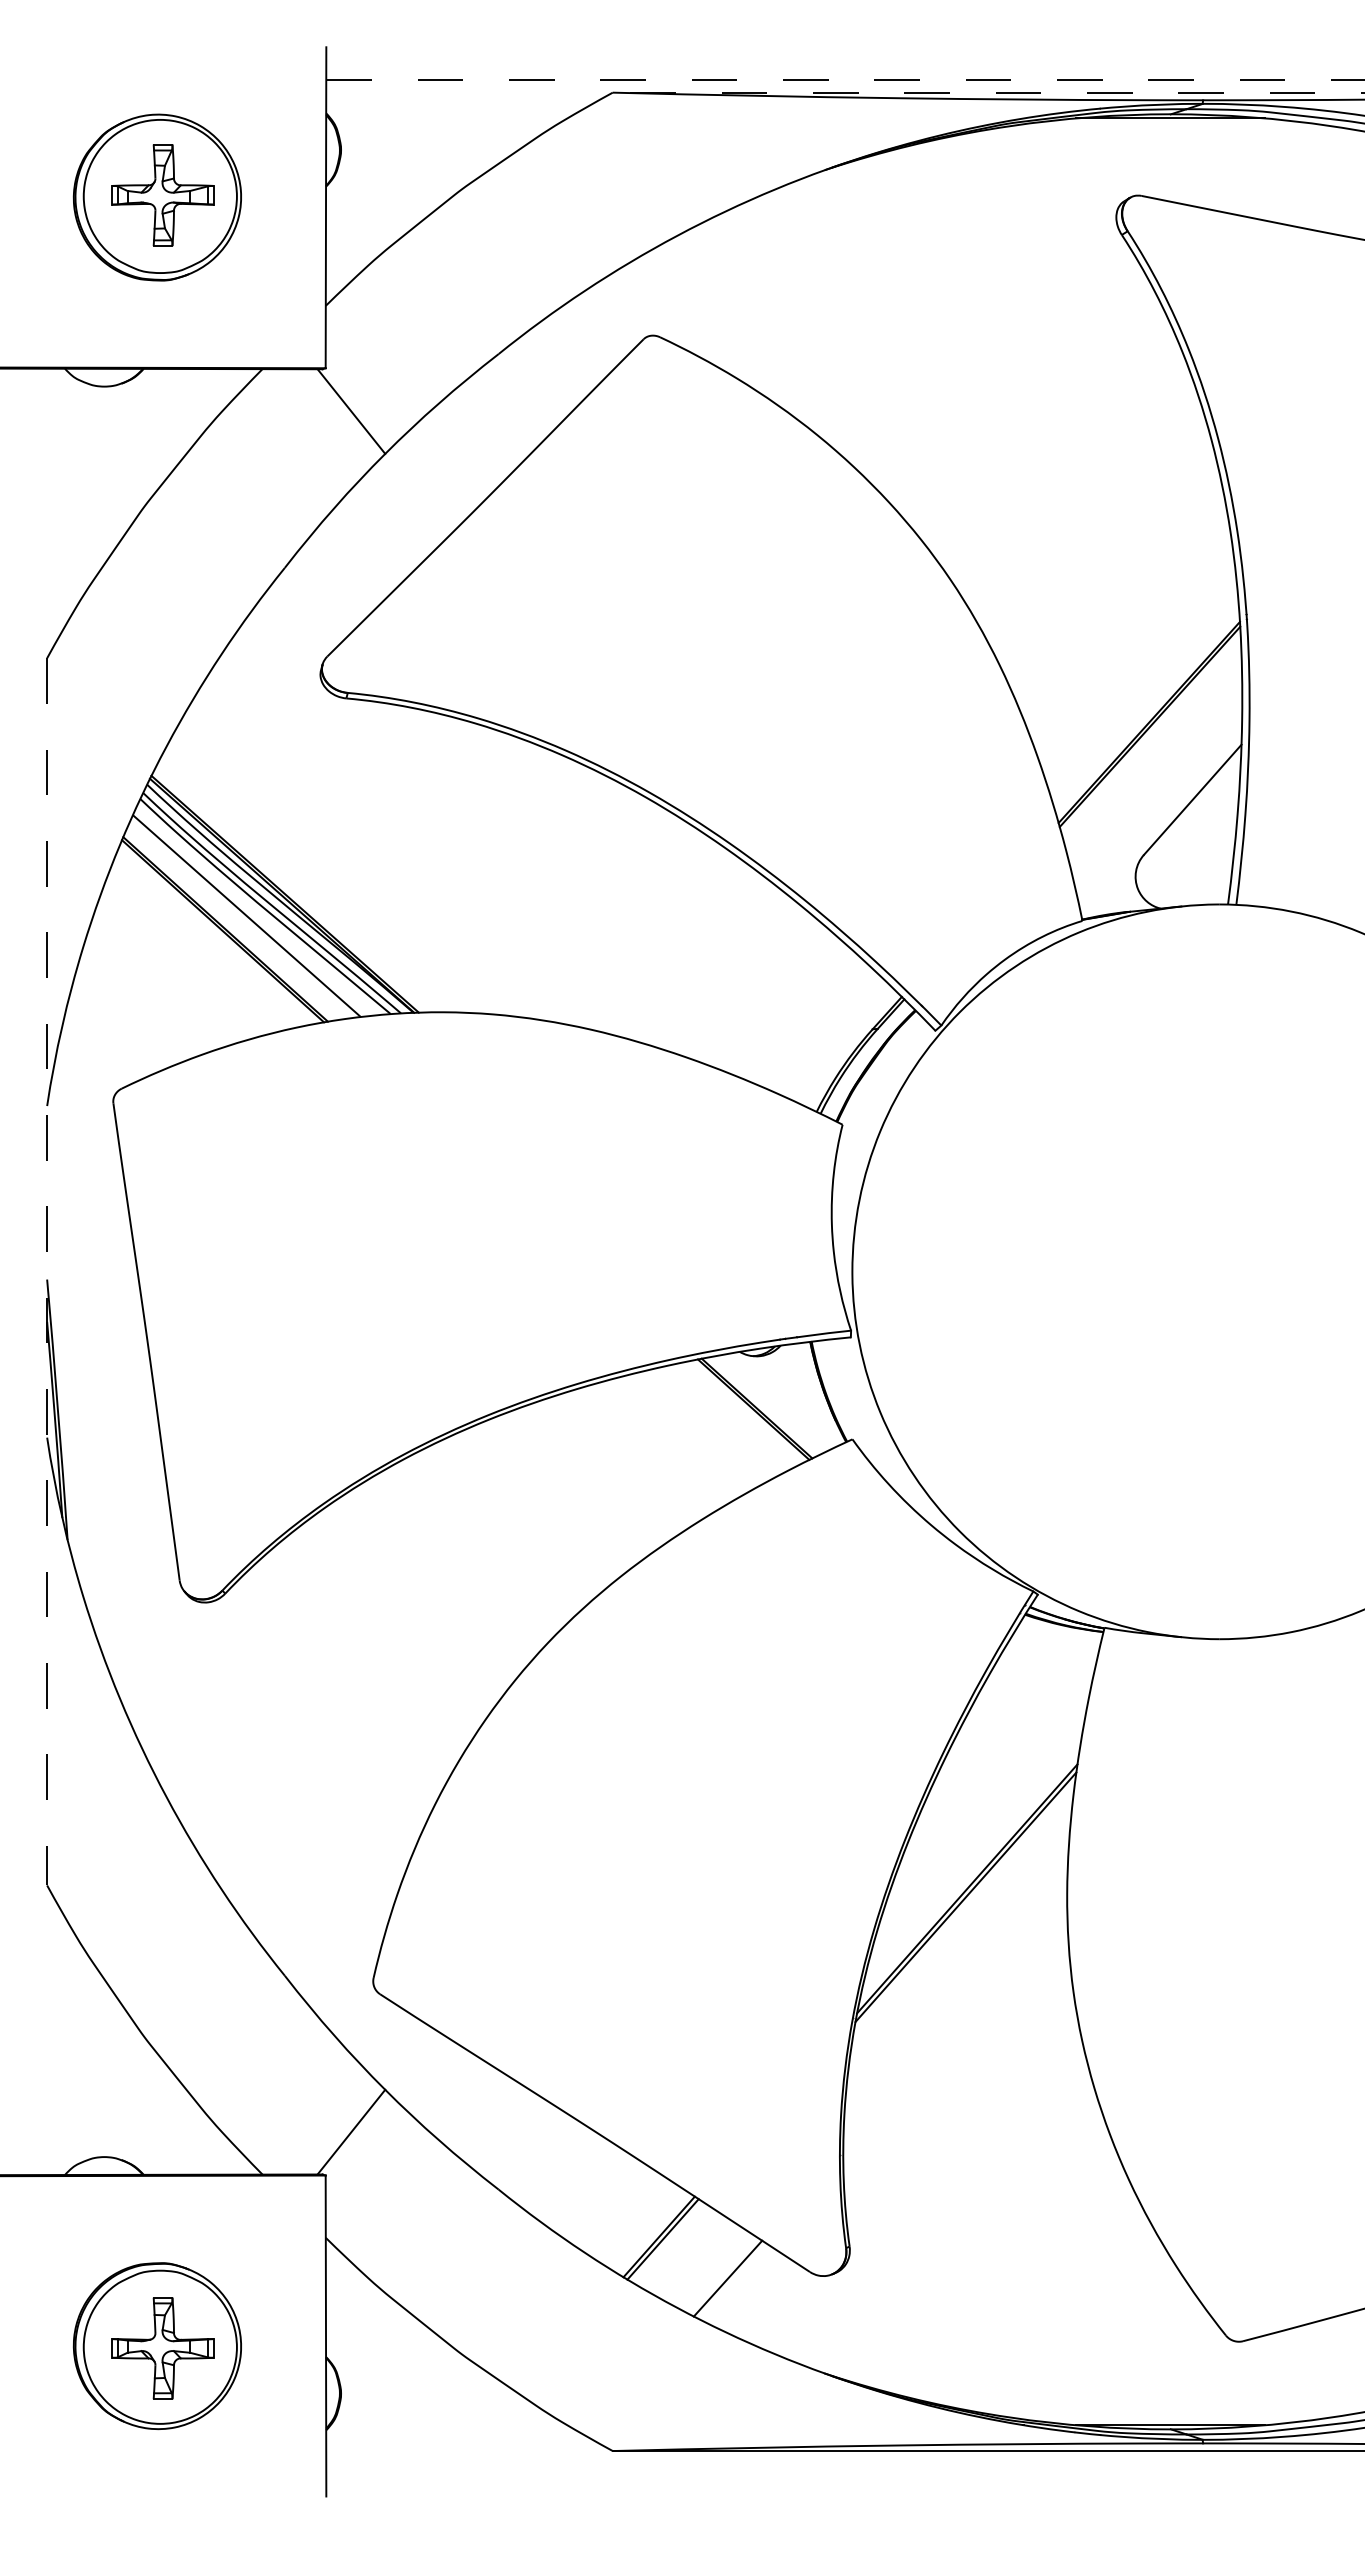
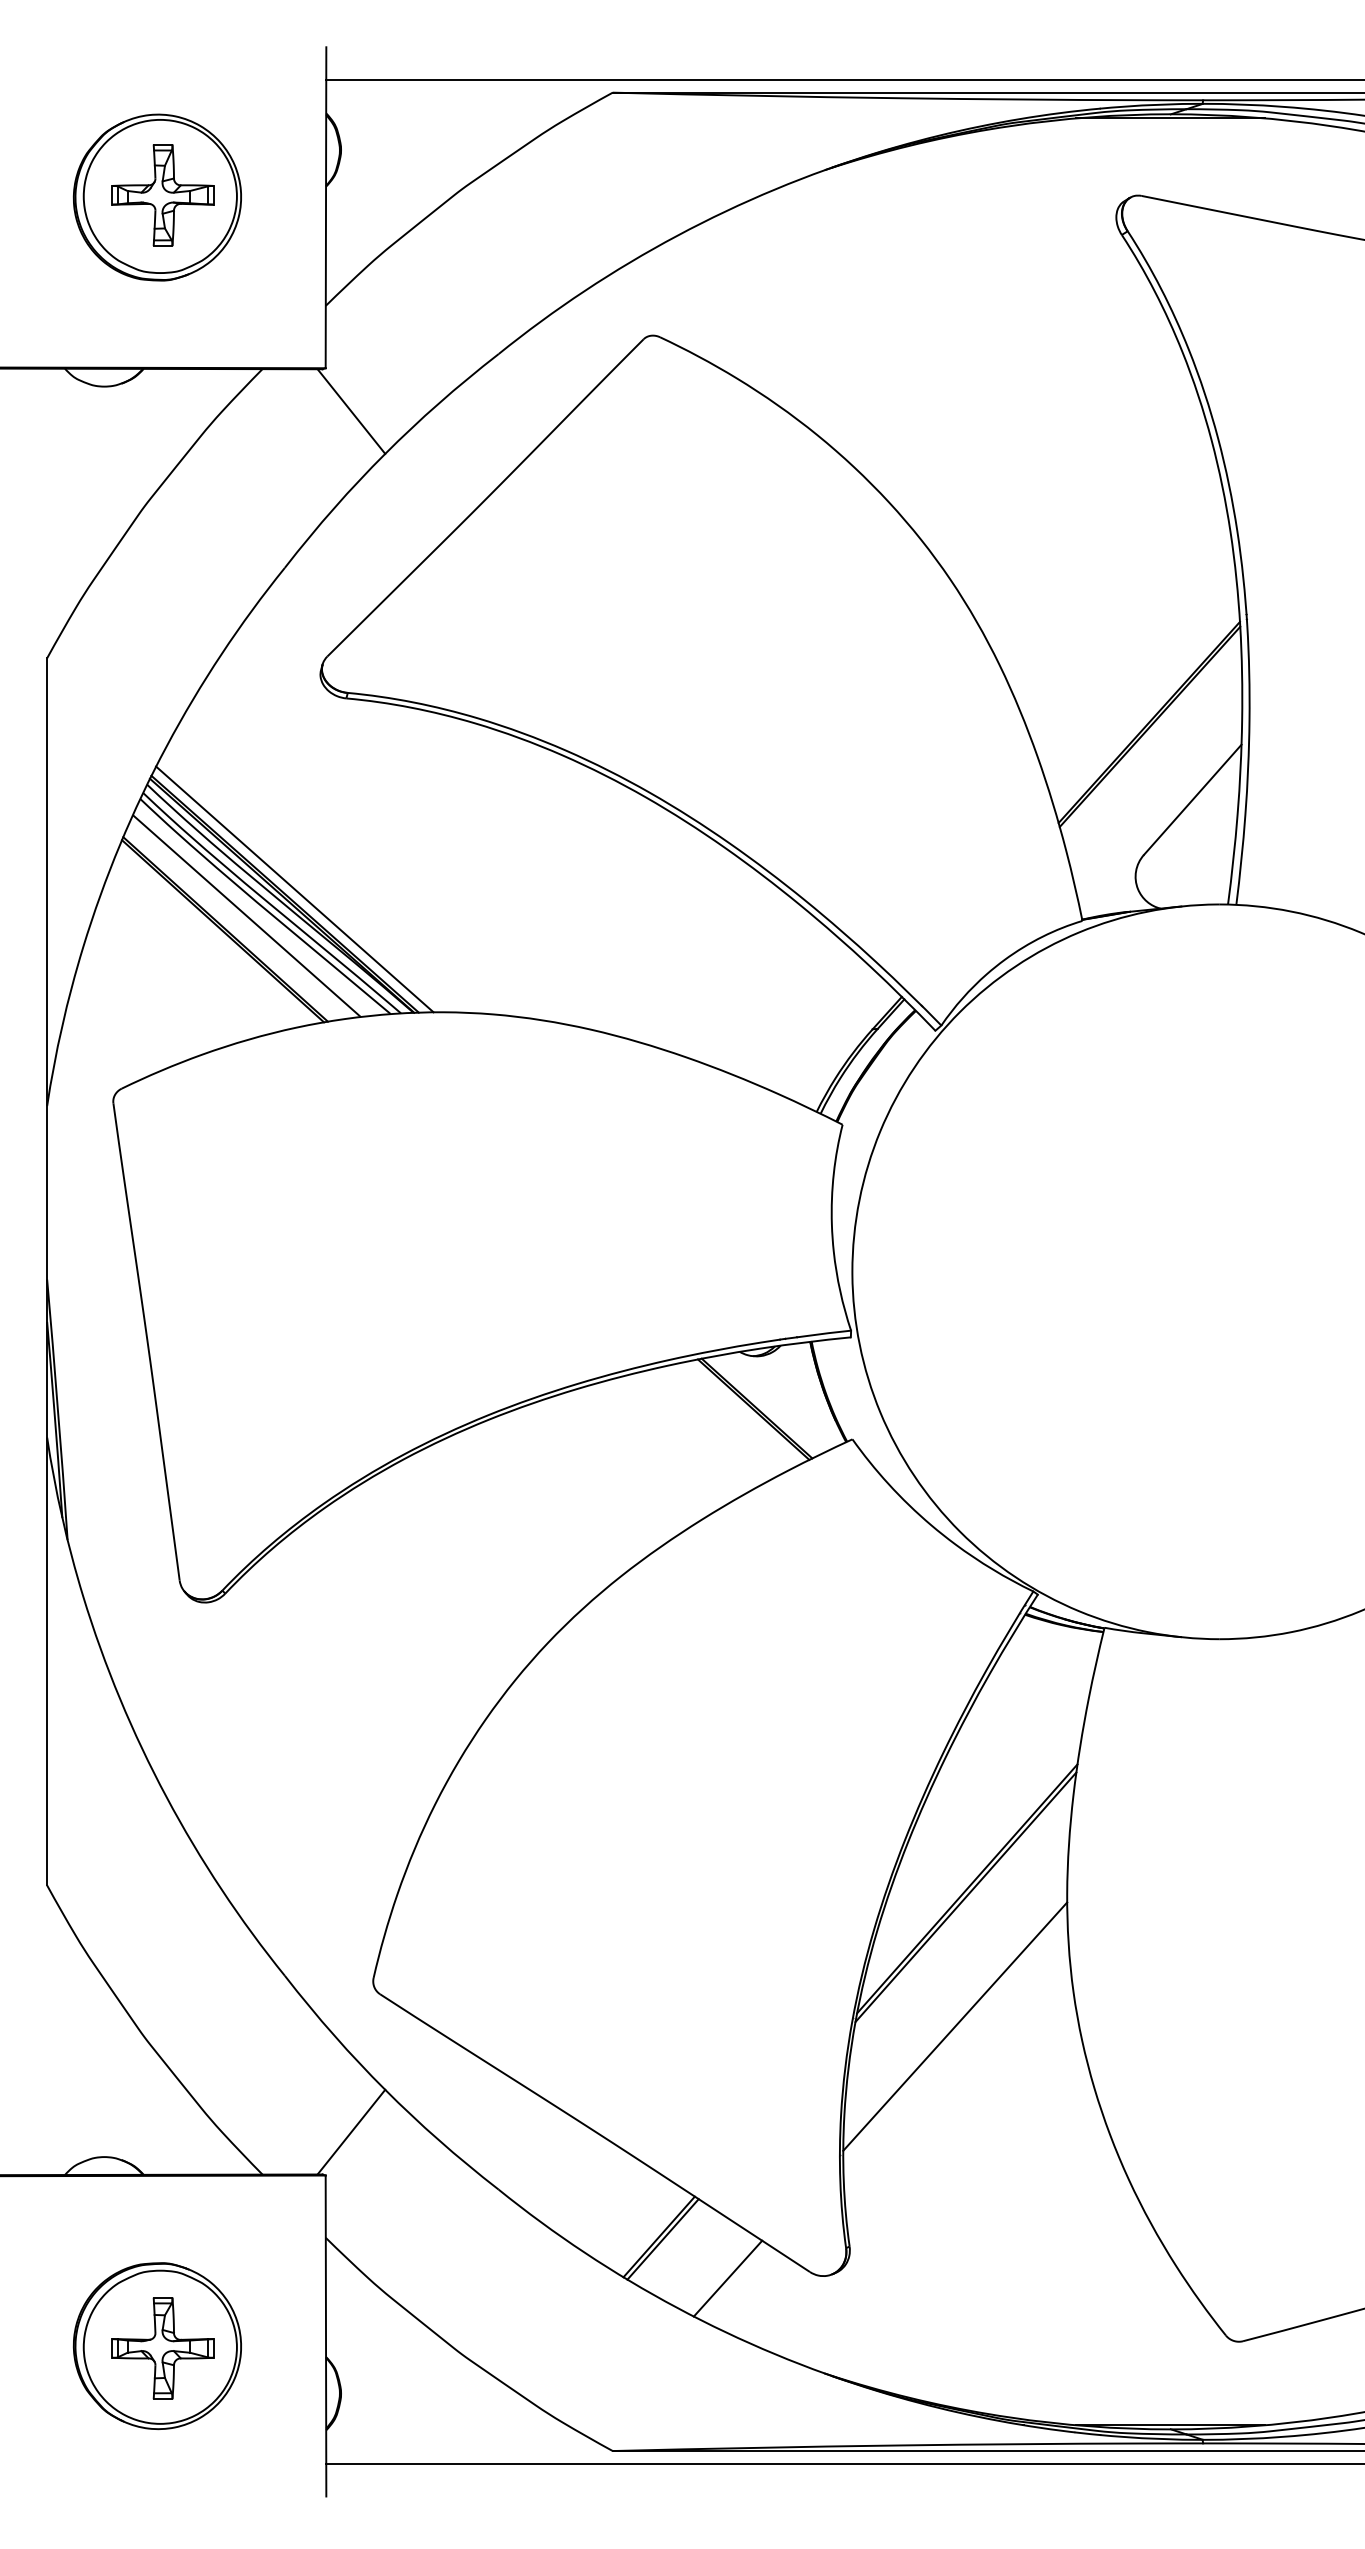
line: dashed -> solid (845, 80)
line: dashed -> solid (988, 92)
line: none -> present (294, 889)
line: dashed -> solid (47, 1271)
line: none -> present (955, 2026)
line: none -> present (843, 2463)
